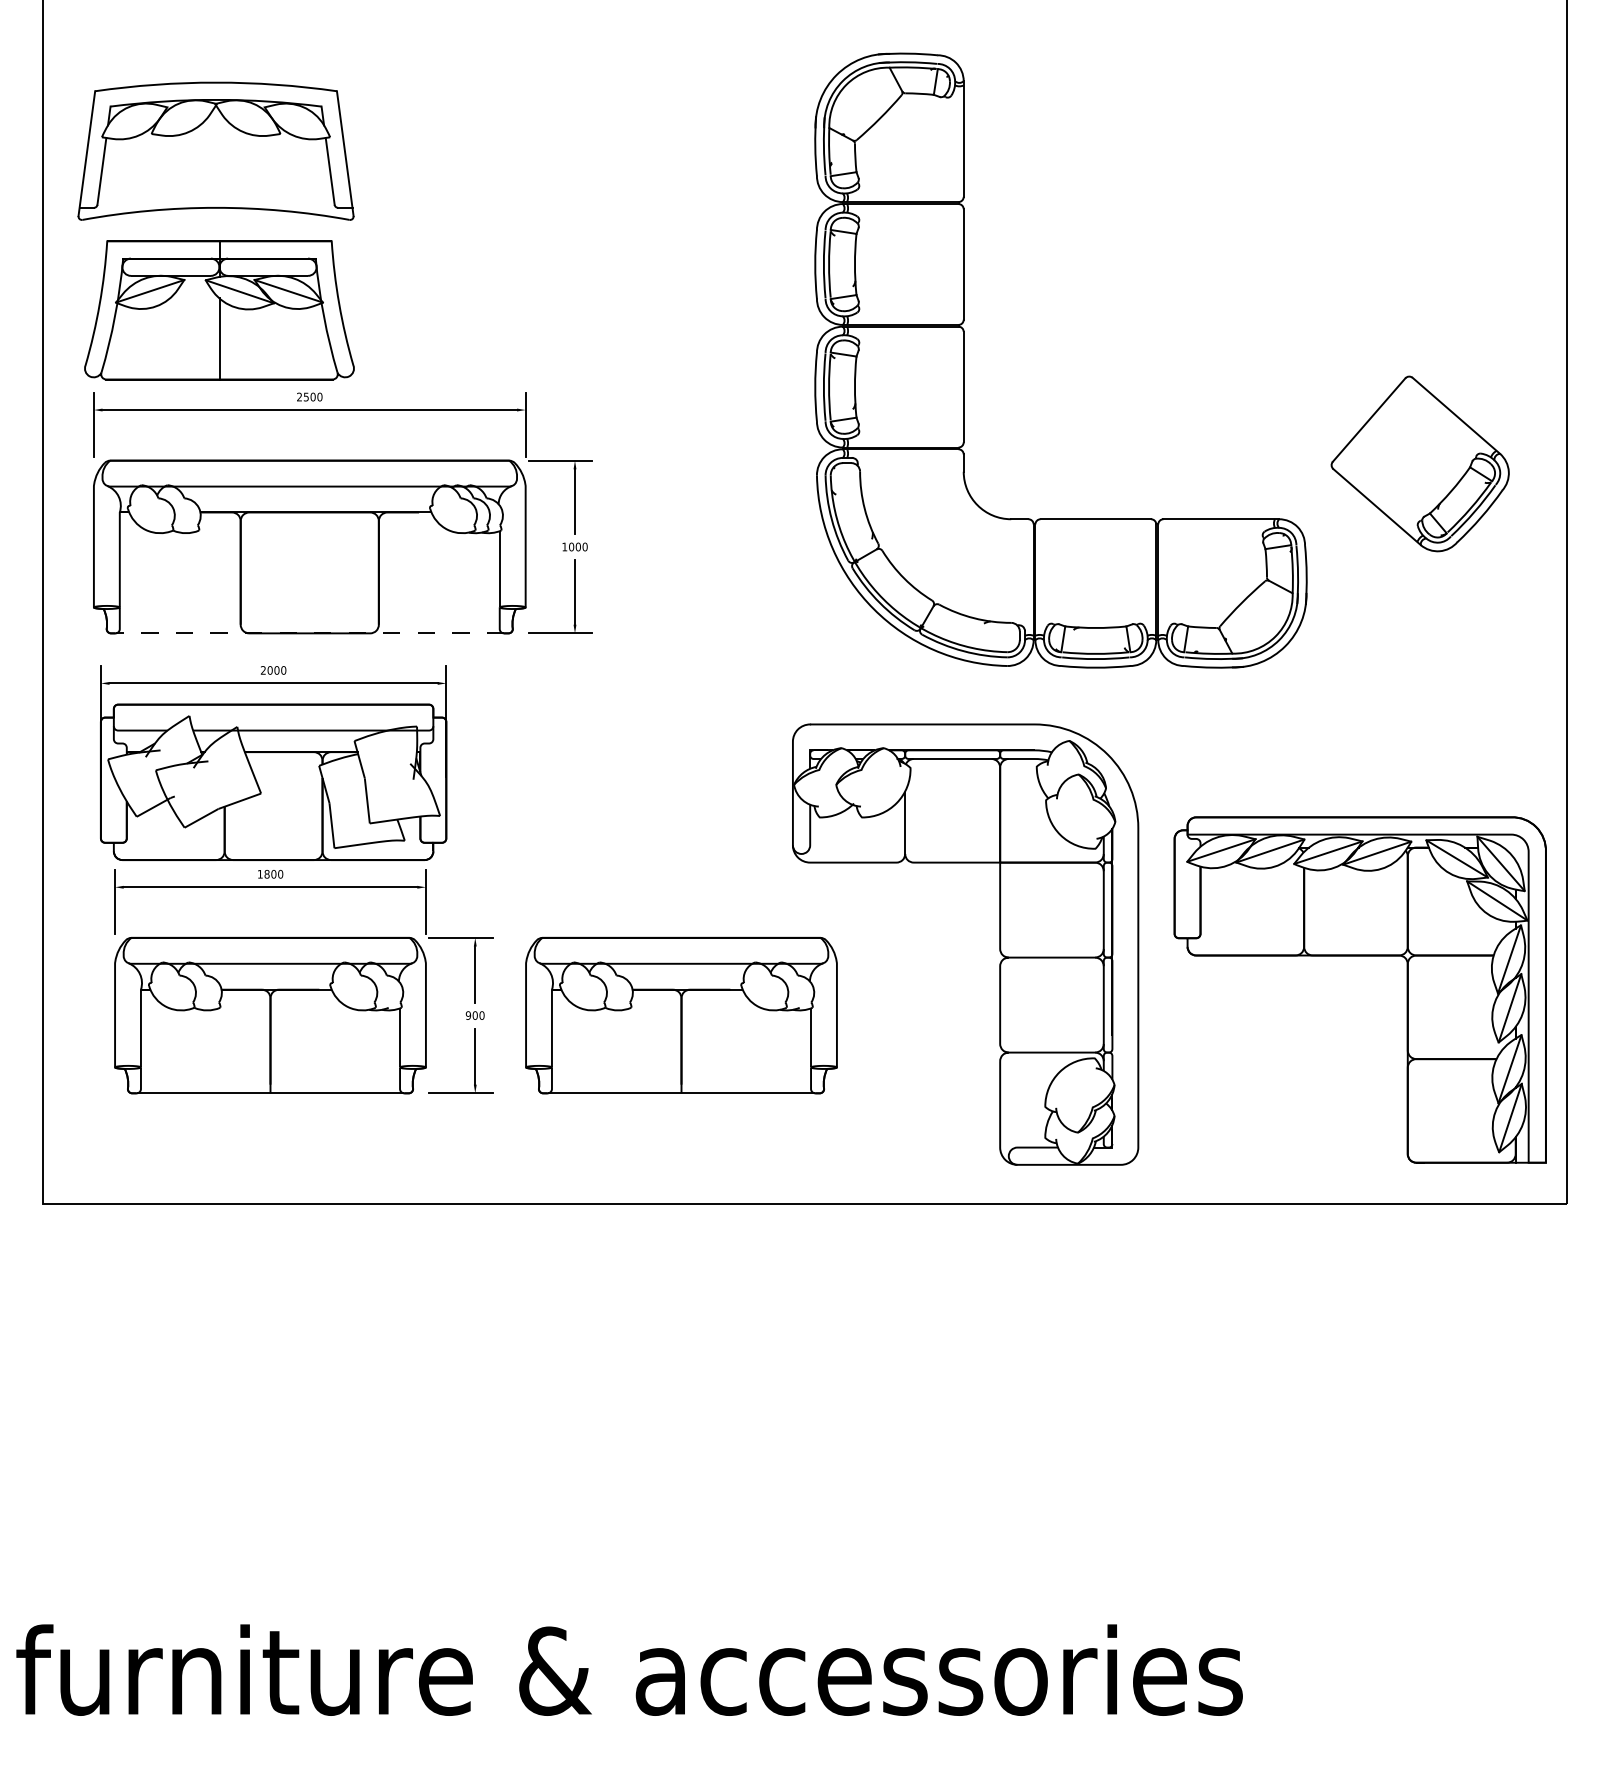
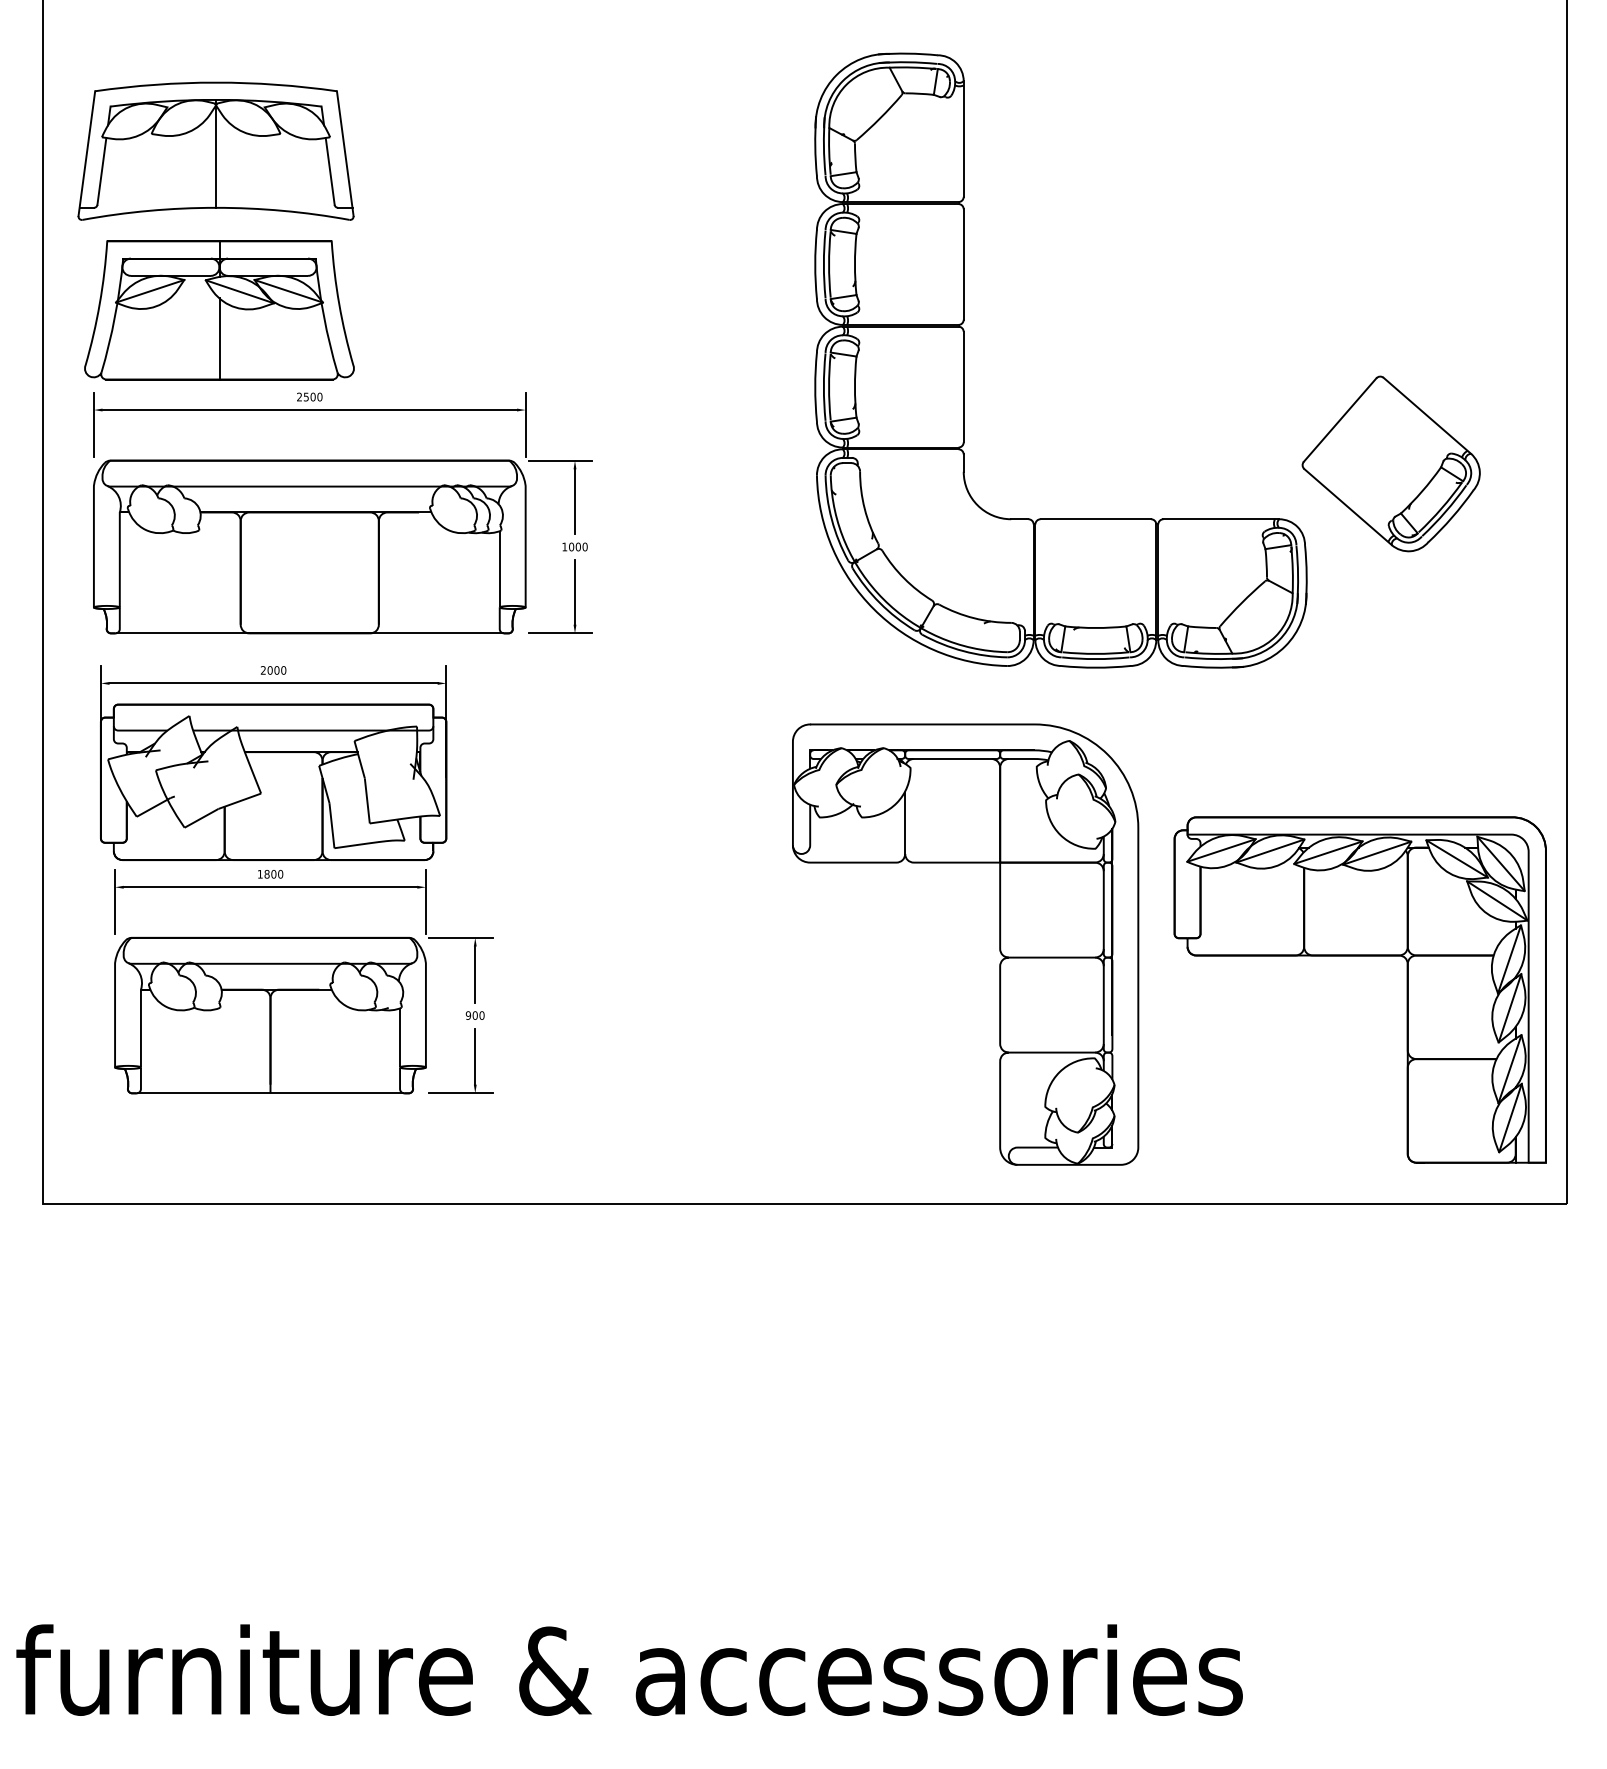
line: none -> present (216, 153)
part position: (1419, 463) -> (1390, 463) (1390, 463)
line: dashed -> solid (309, 633)
part: present -> none (681, 1015)
